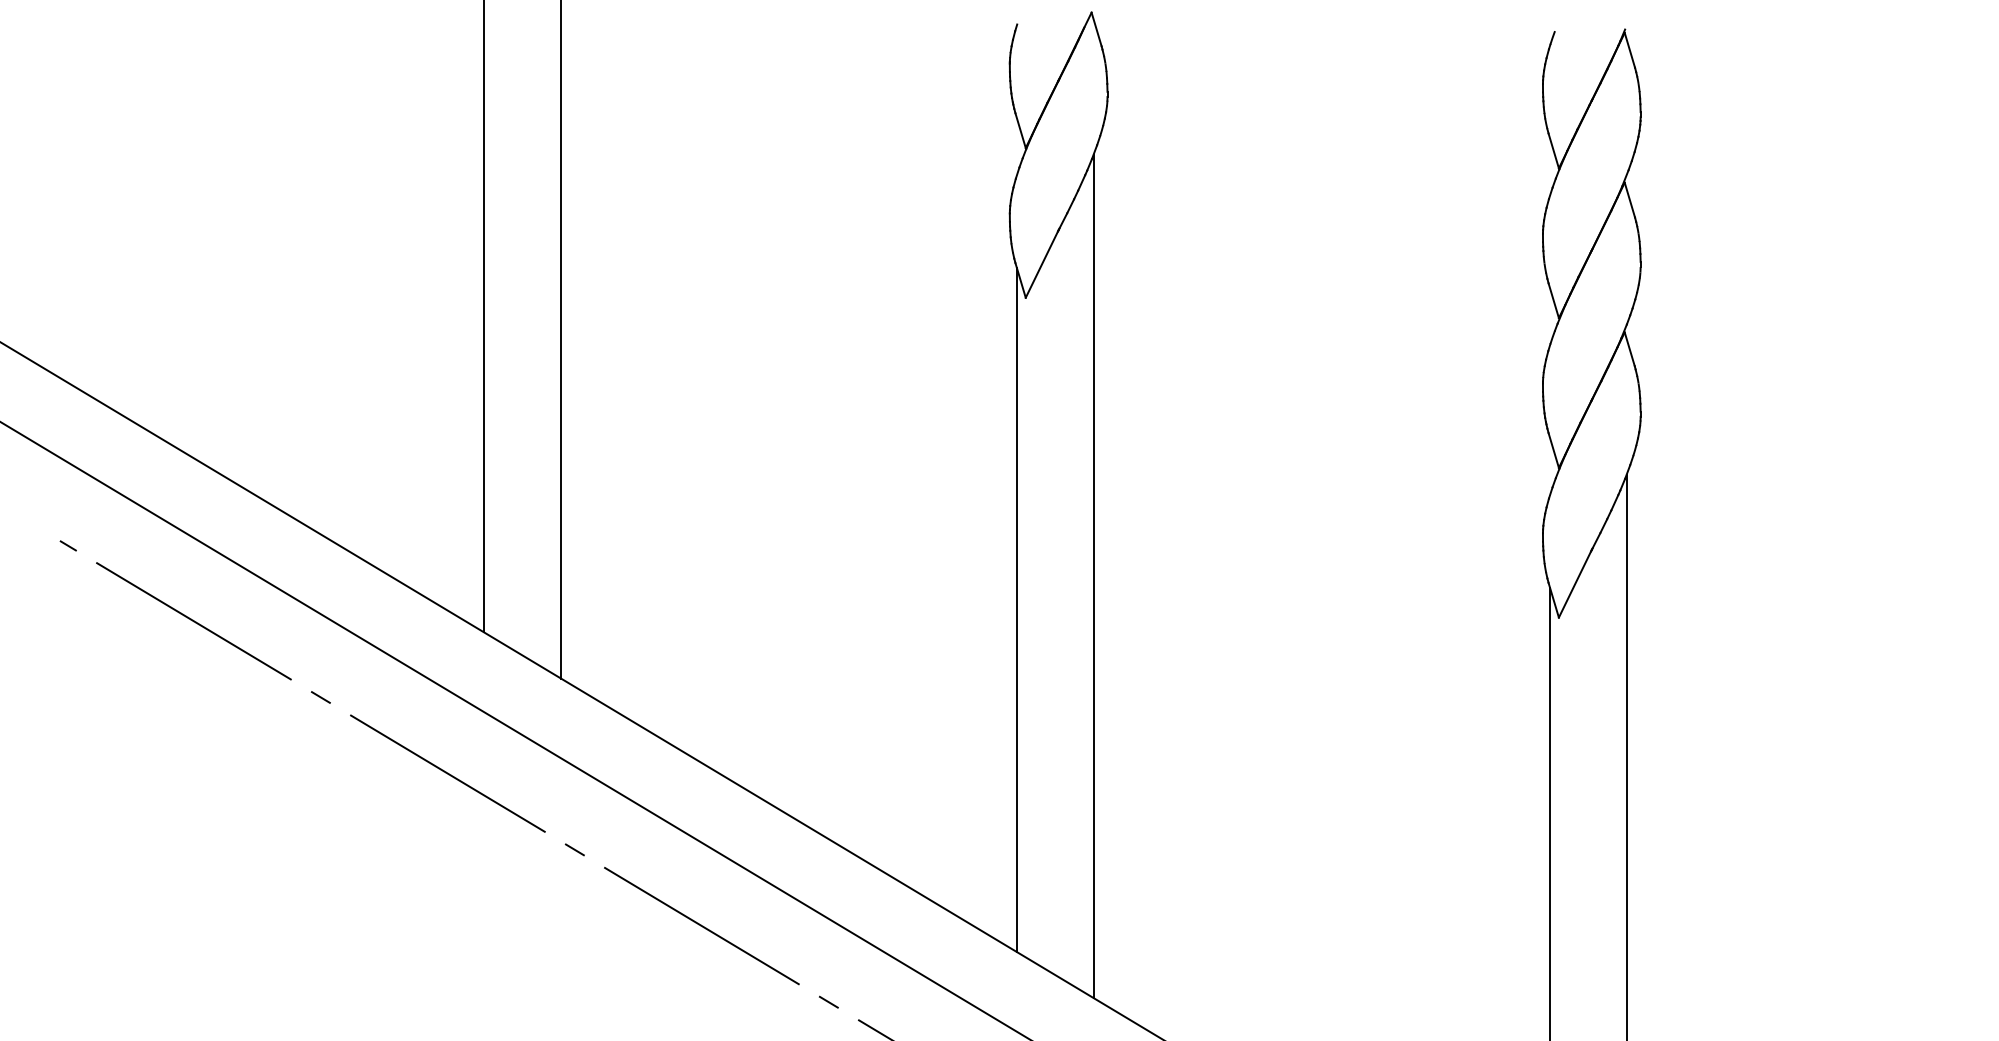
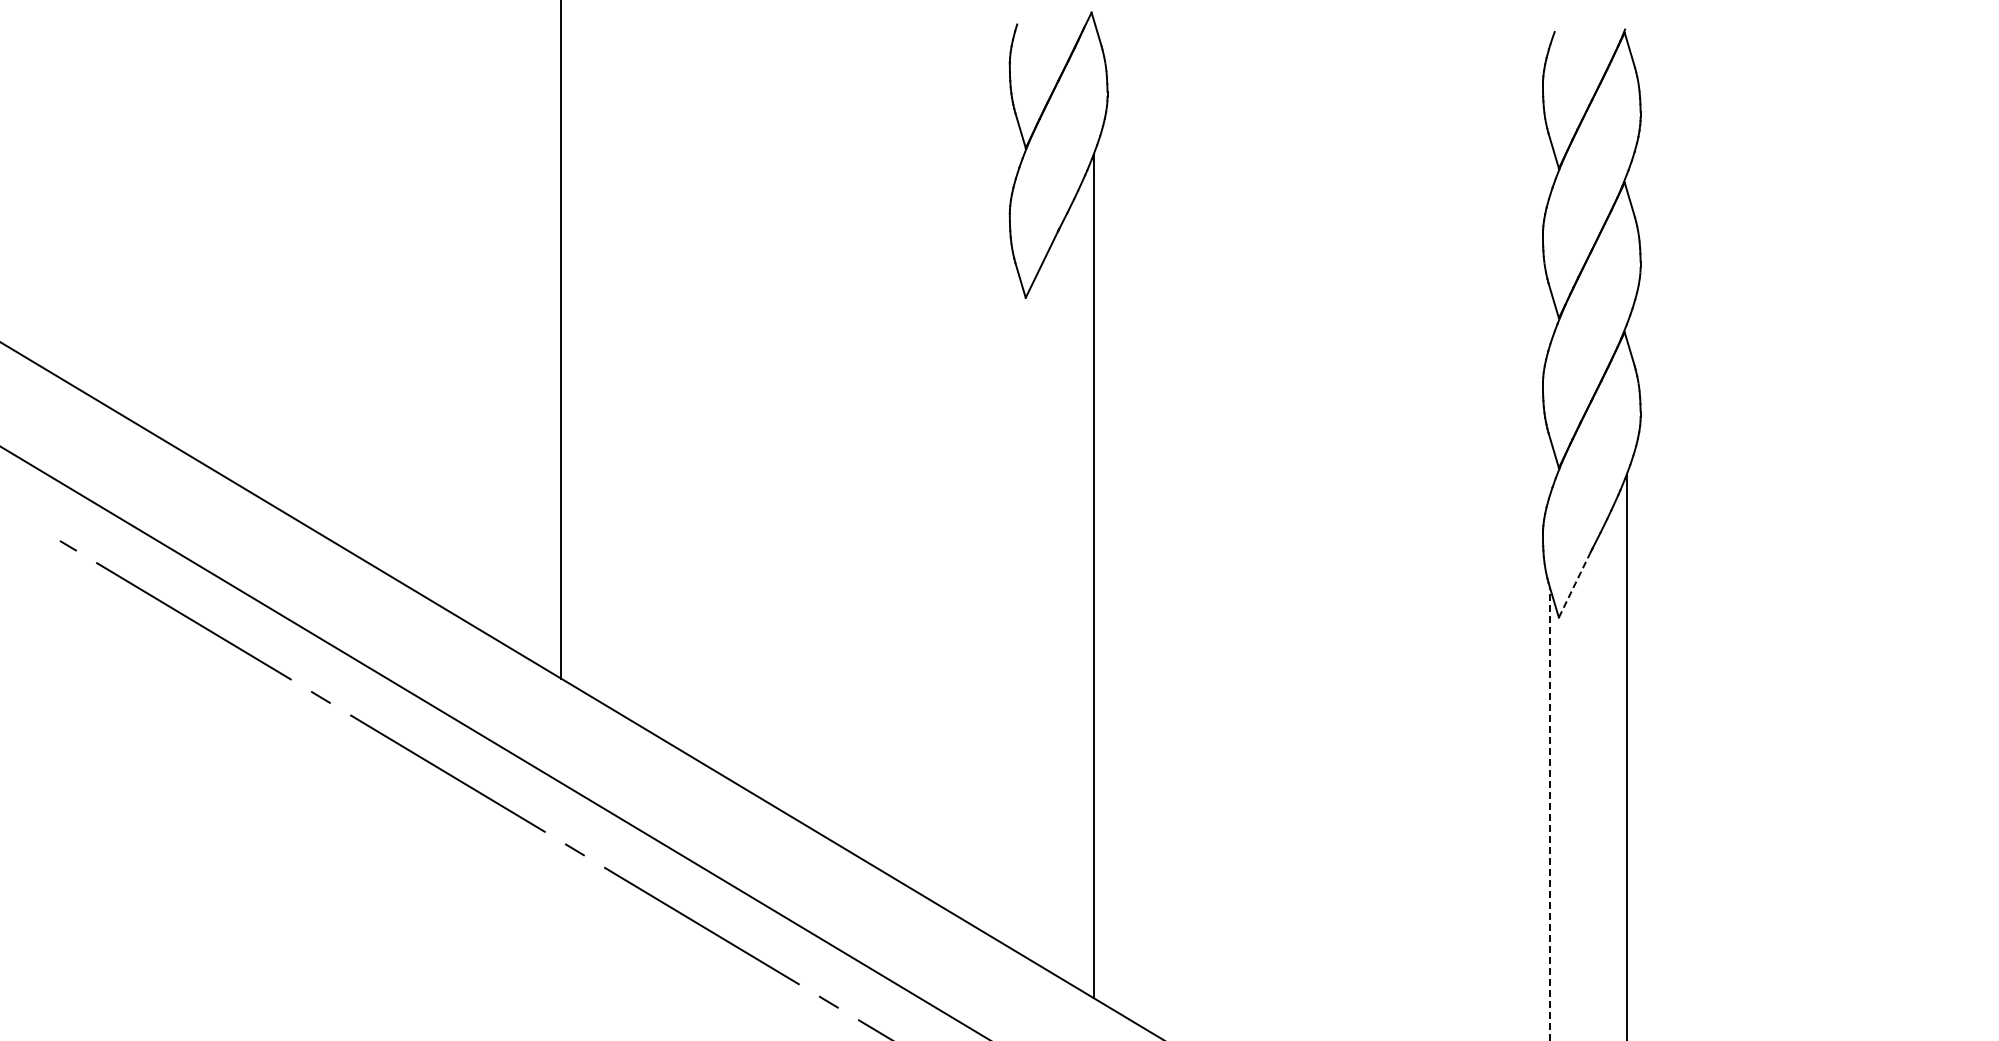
line: present -> none (483, 317)
line: solid -> dashed (1575, 583)
line: present -> none (1016, 609)
line position: (514, 730) -> (493, 742) (493, 742)
line: solid -> dashed (1550, 813)
